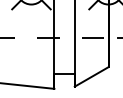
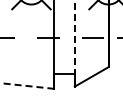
line: solid -> dashed (74, 42)
line: solid -> dashed (27, 86)
